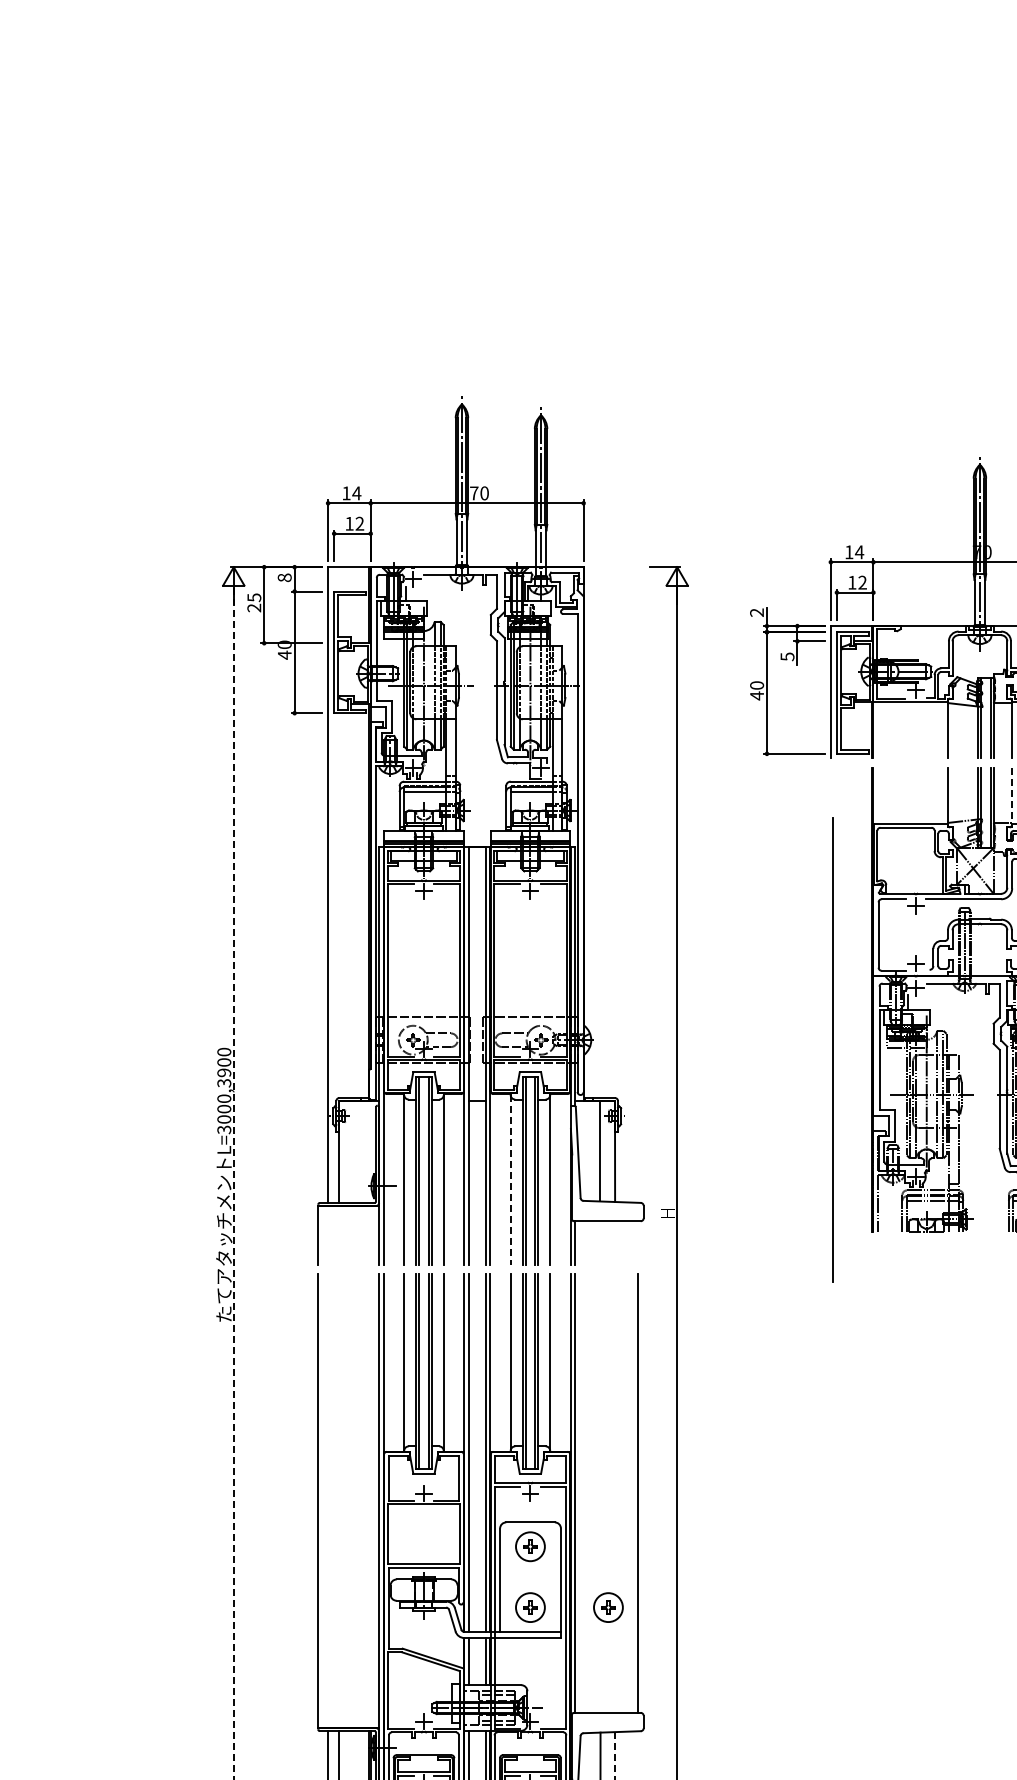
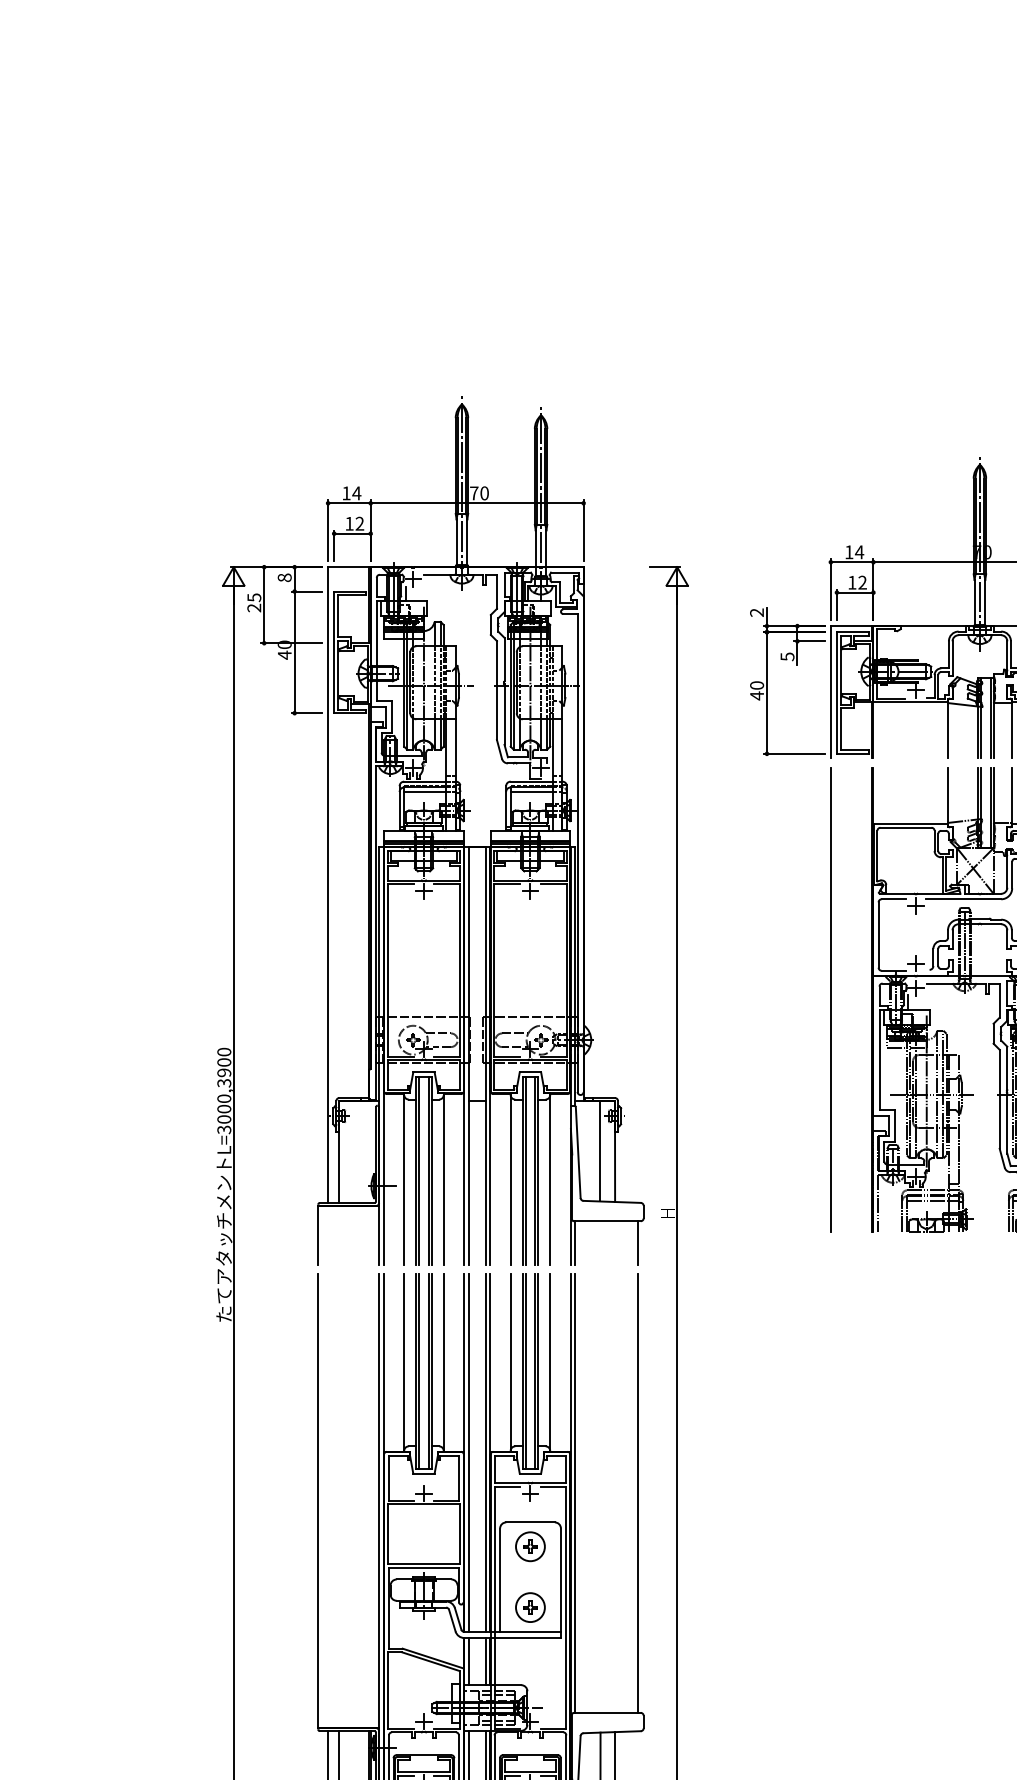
line: dashed -> solid (1011, 796)
line position: (832, 1049) -> (830, 999) (830, 999)
line: dashed -> solid (510, 1180)
line: dashed -> solid (233, 1184)
line: none -> present (637, 1243)
part: present -> none (608, 1607)
line: dashed -> solid (614, 1755)
